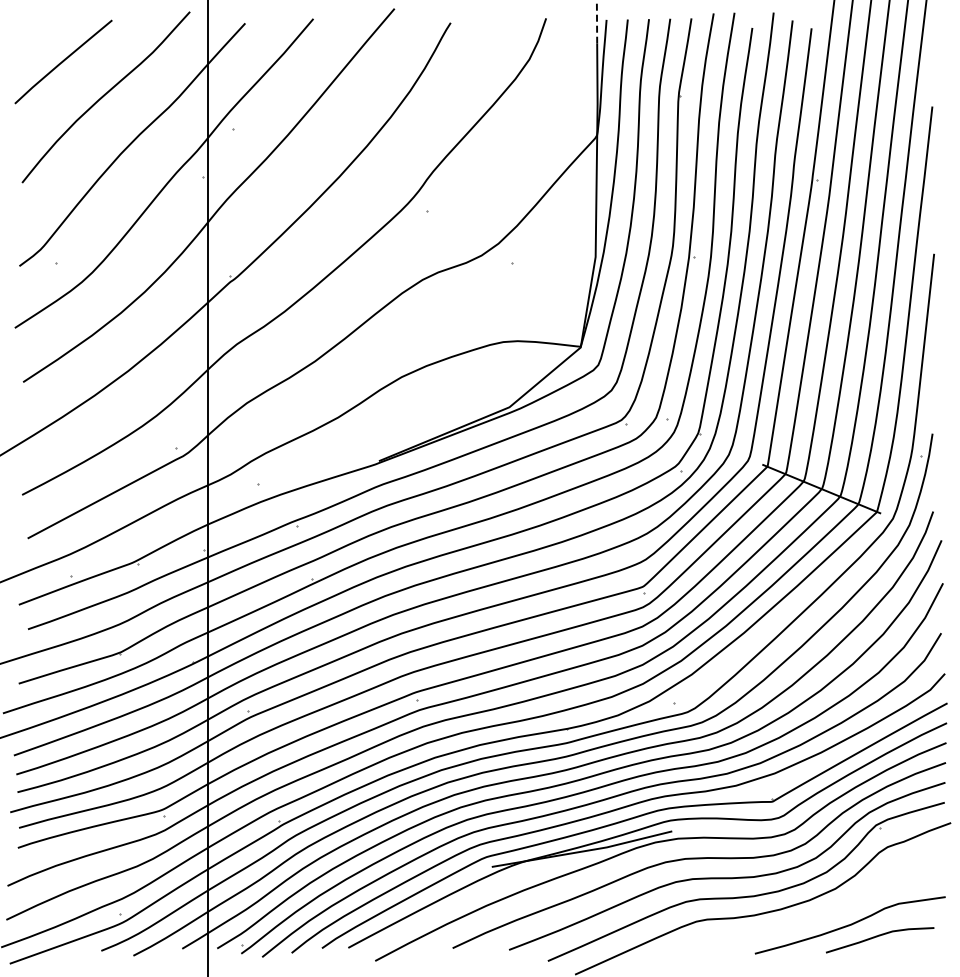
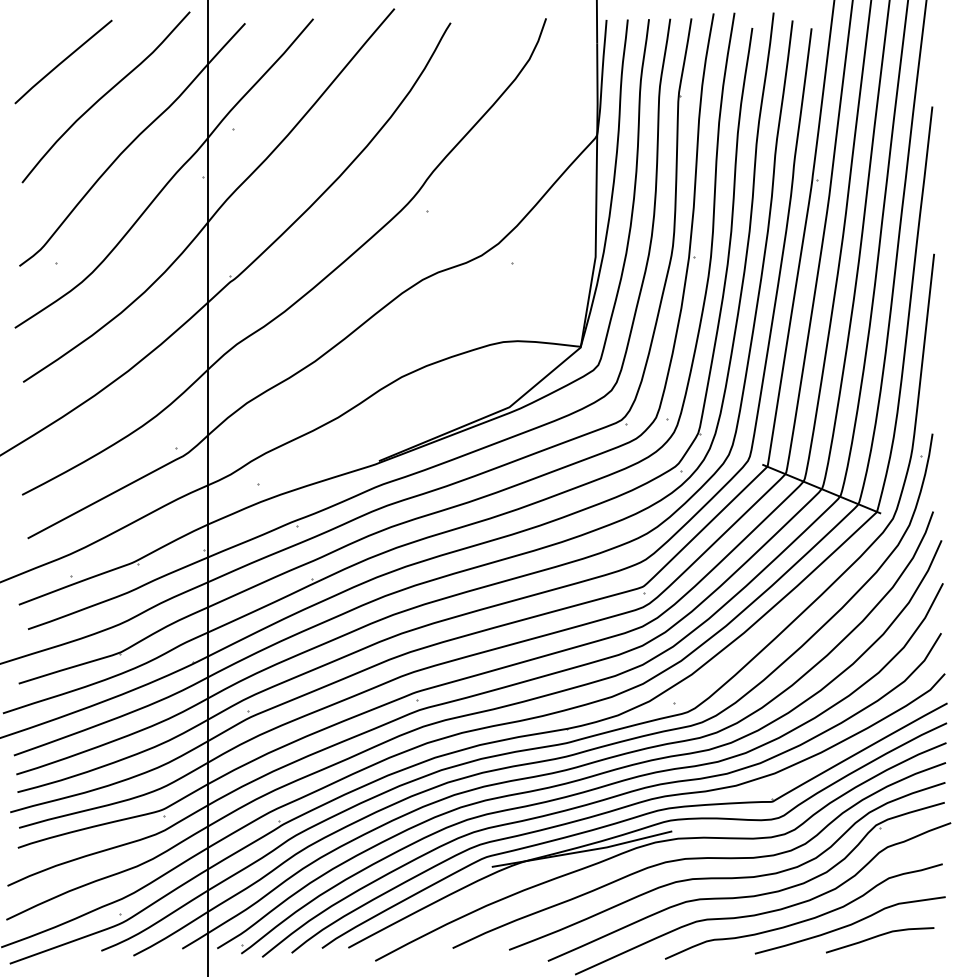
line: dashed -> solid (597, 21)
curve: none -> present (805, 919)
